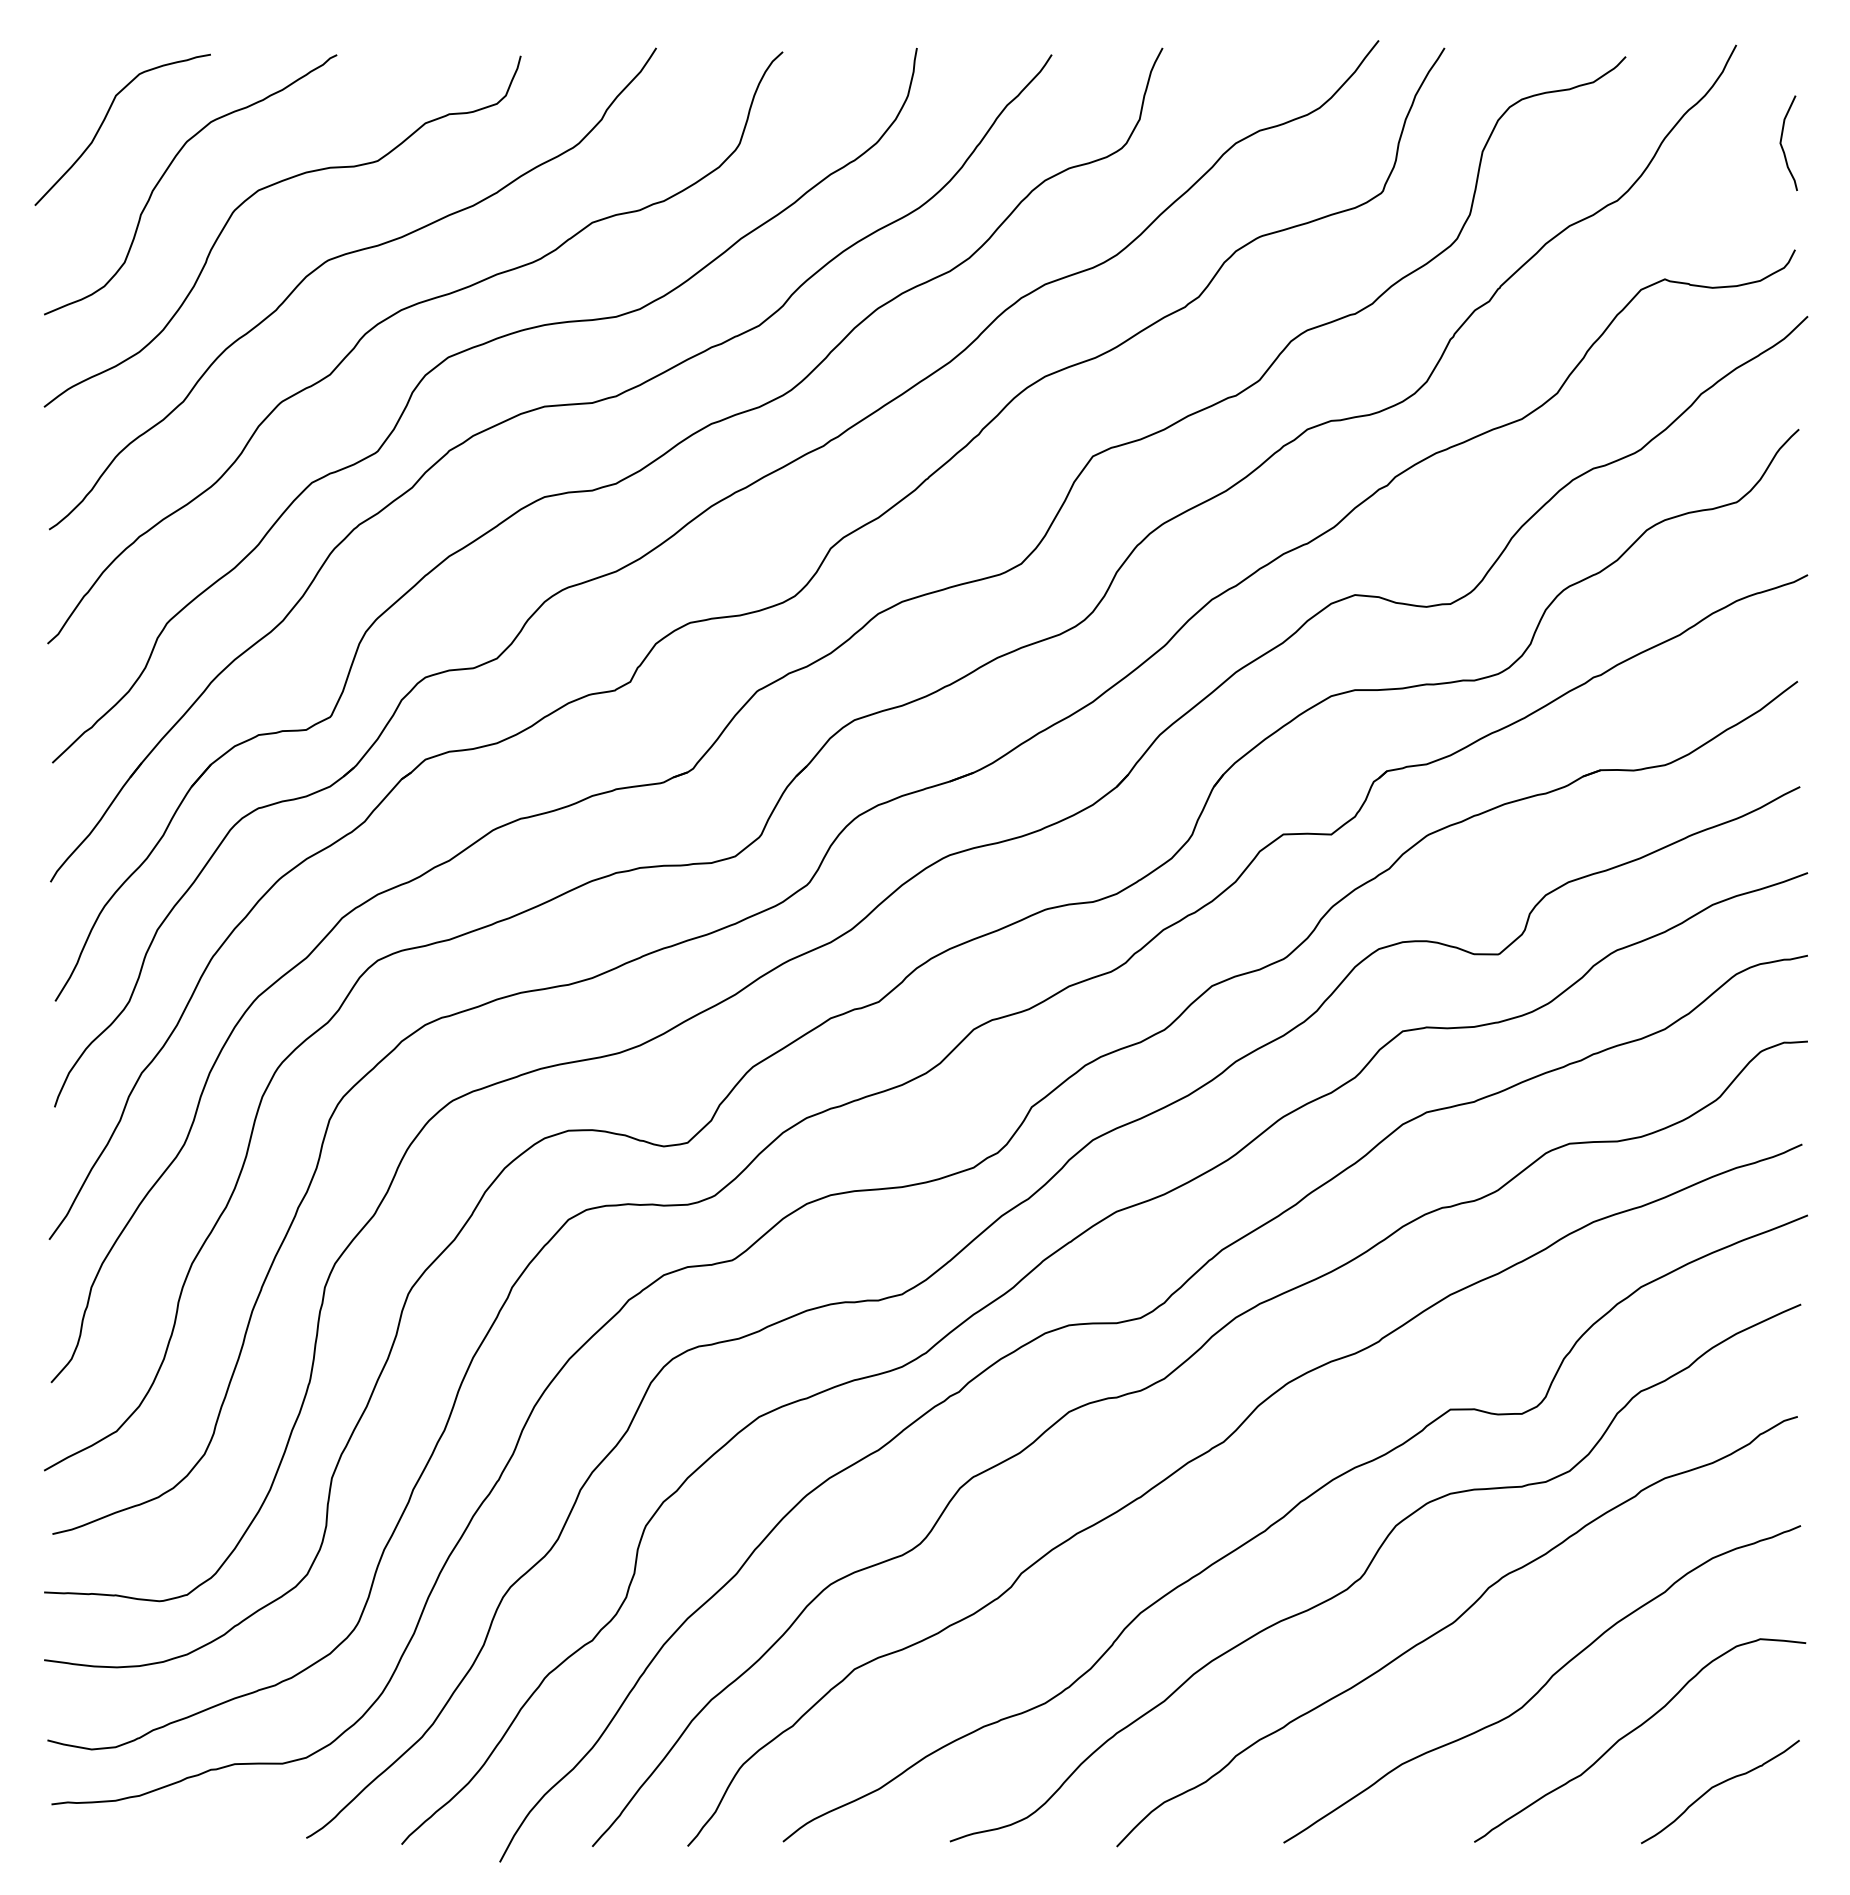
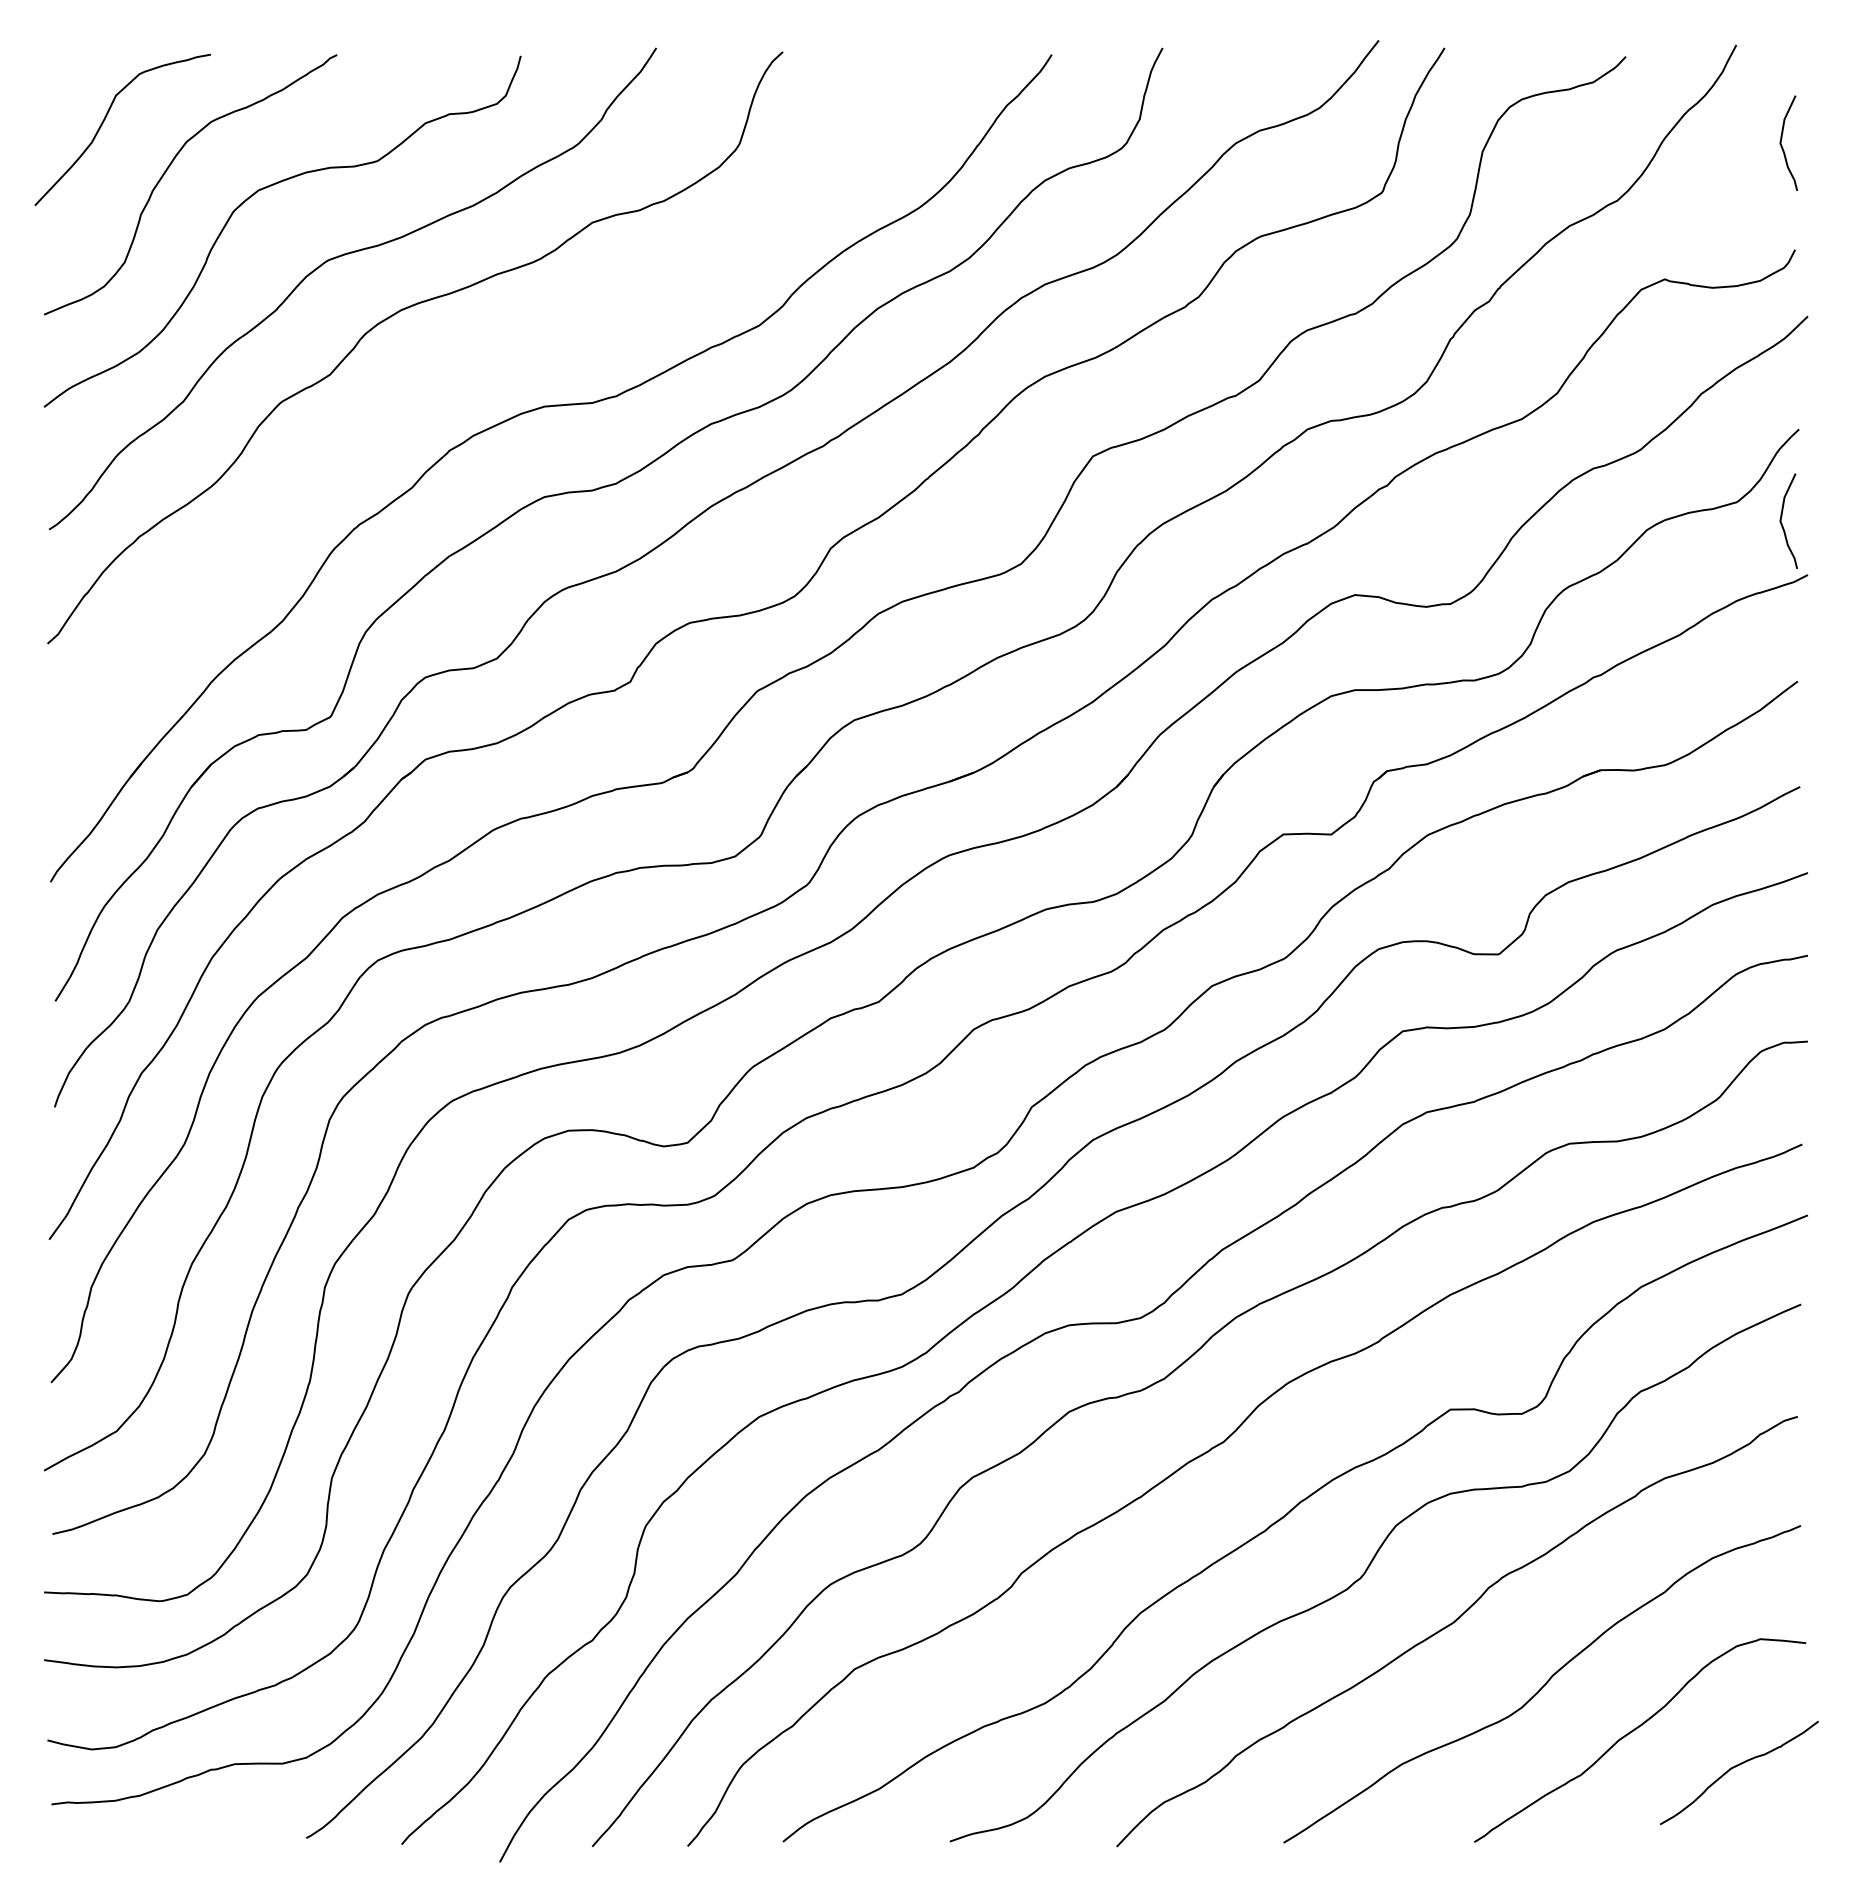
curve: present -> none (461, 353)
curve: none -> present (1782, 523)
curve position: (1716, 1786) -> (1735, 1767) (1735, 1767)
